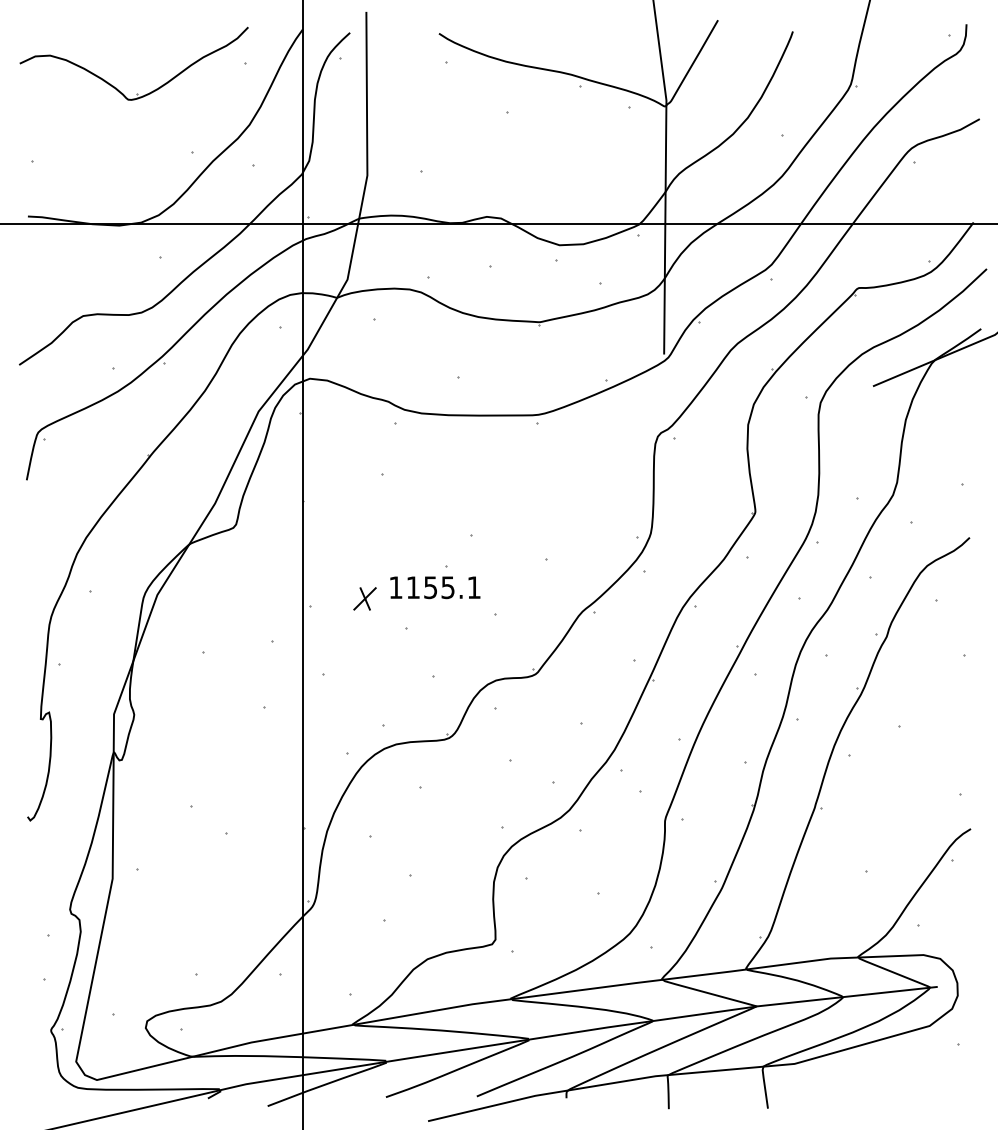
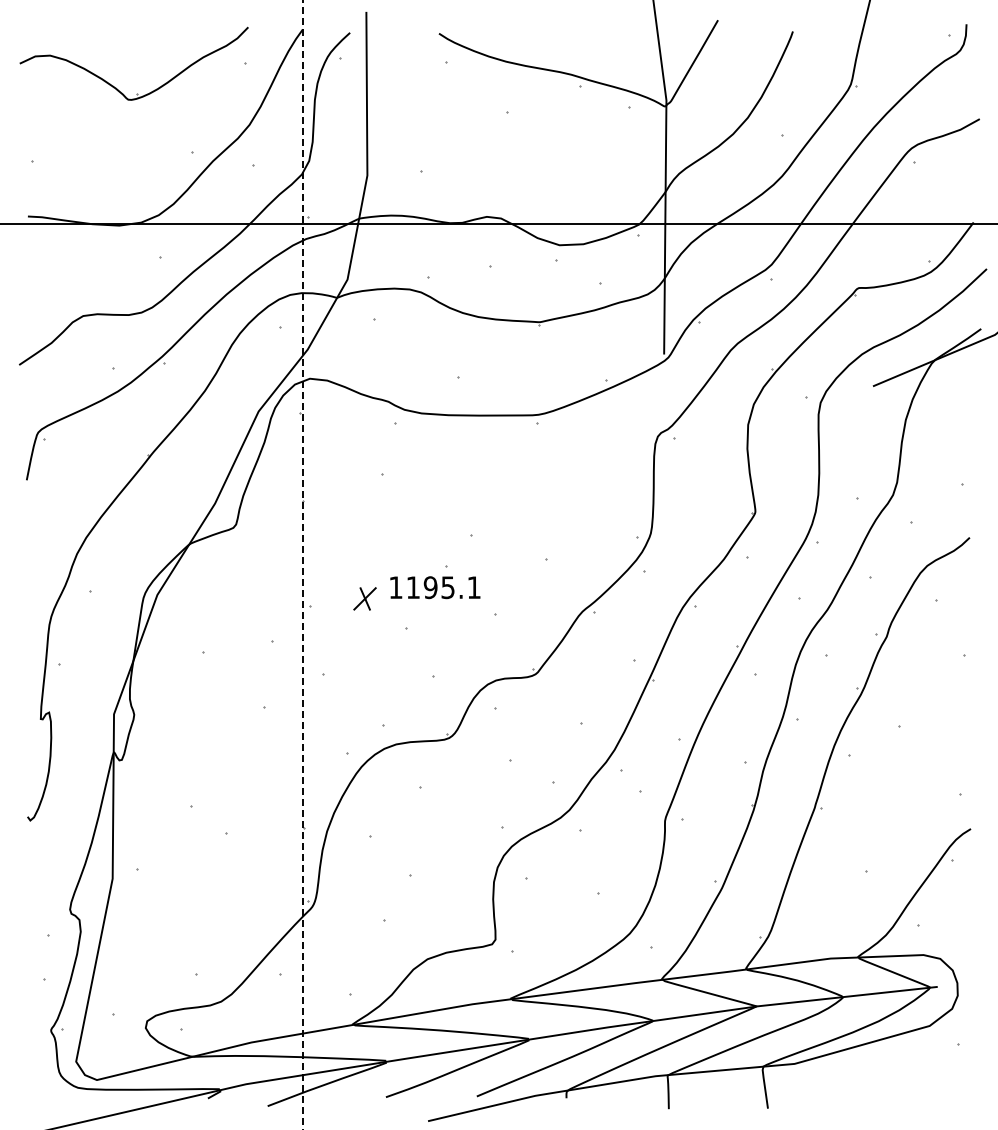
line: solid -> dashed (302, 565)
text: 1155.1 -> 1195.1 (430, 587)
